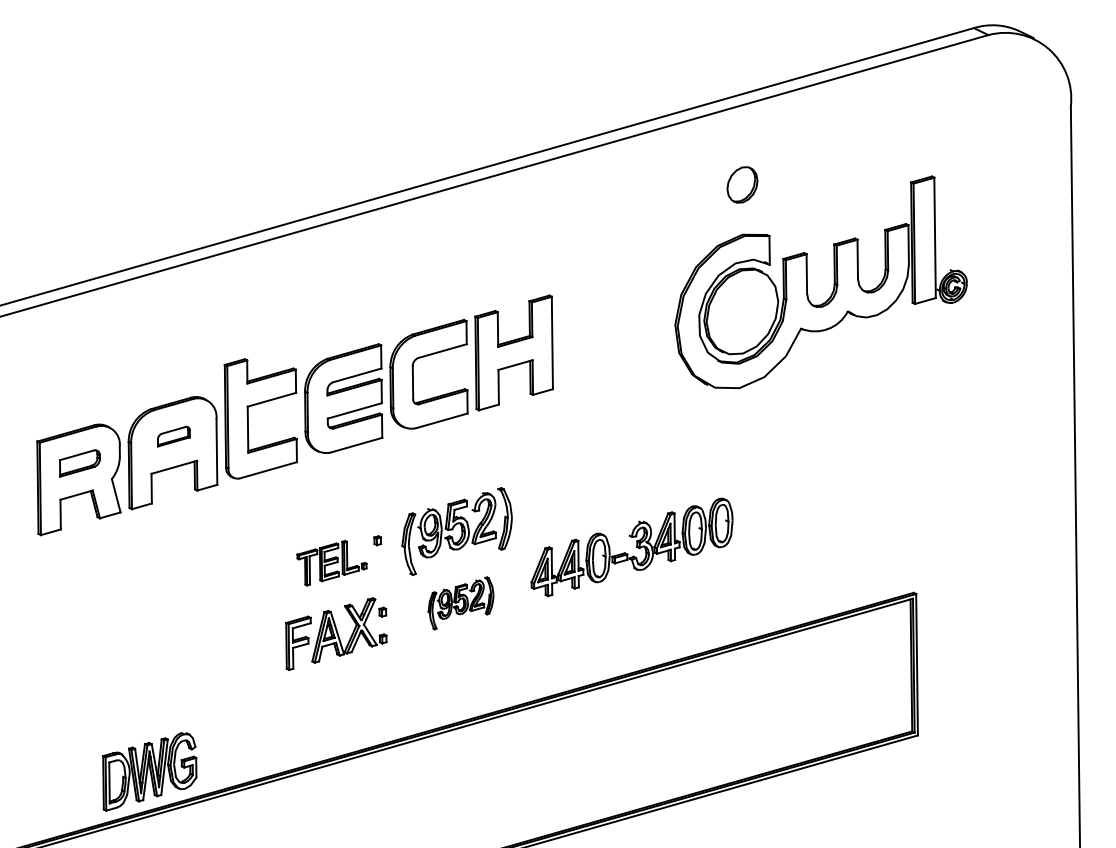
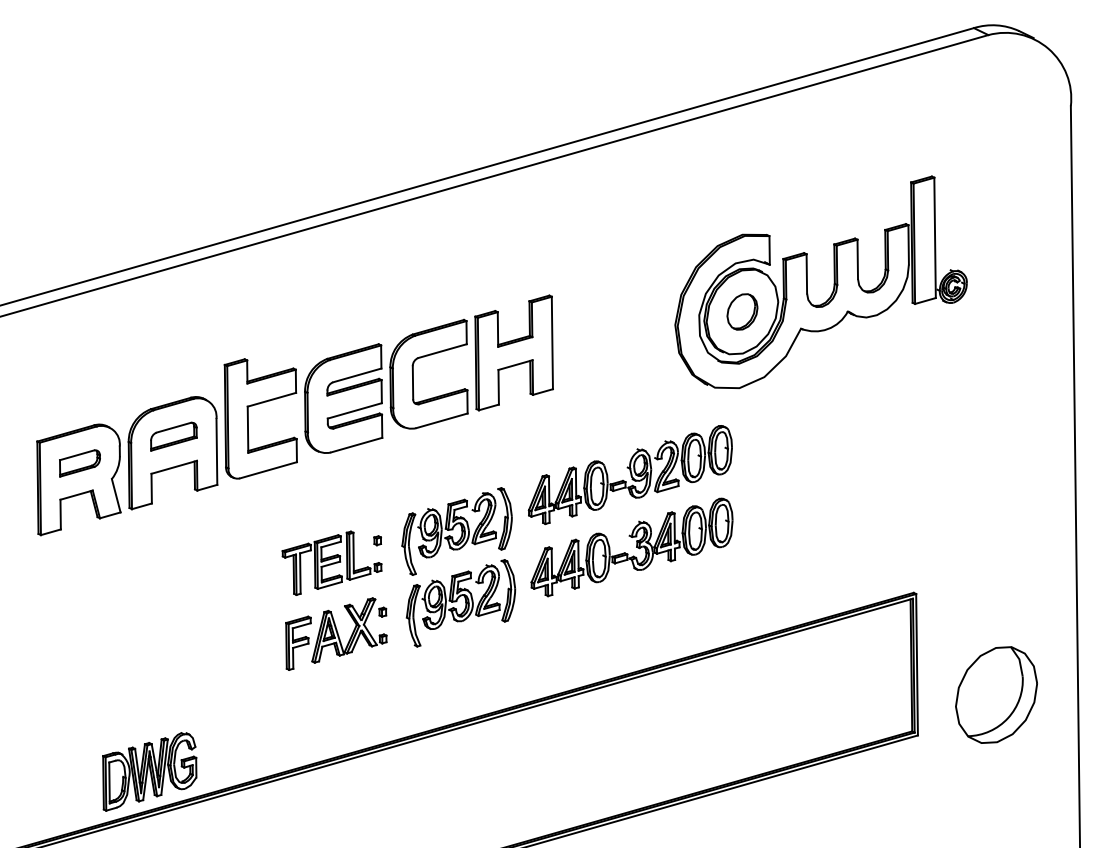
part position: (742, 184) -> (742, 311) (742, 311)
part size: 34x23 px -> 48x31 px (173, 436)
part: none -> present (629, 475)
part size: 72x47 px -> 102x66 px (331, 562)
part size: 68x55 px -> 112x89 px (460, 603)
part: none -> present (996, 694)
